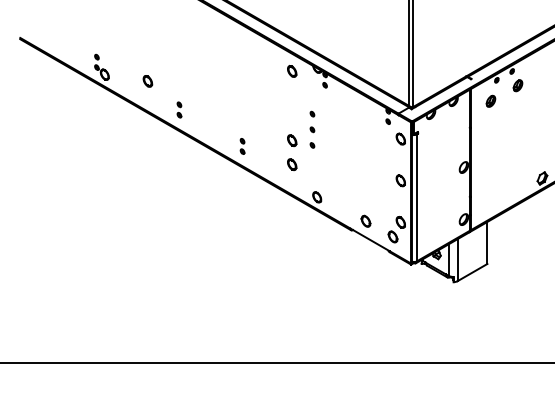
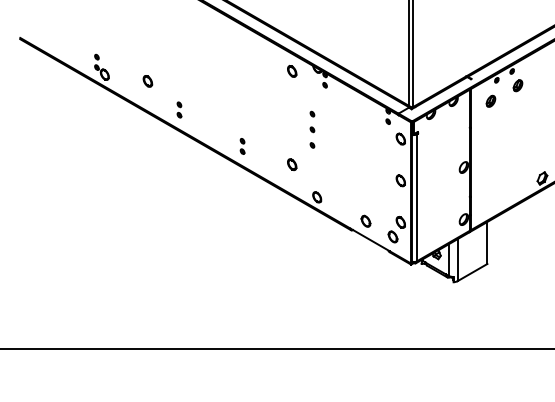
part: present -> none (292, 140)
line position: (276, 363) -> (276, 349) (276, 349)
